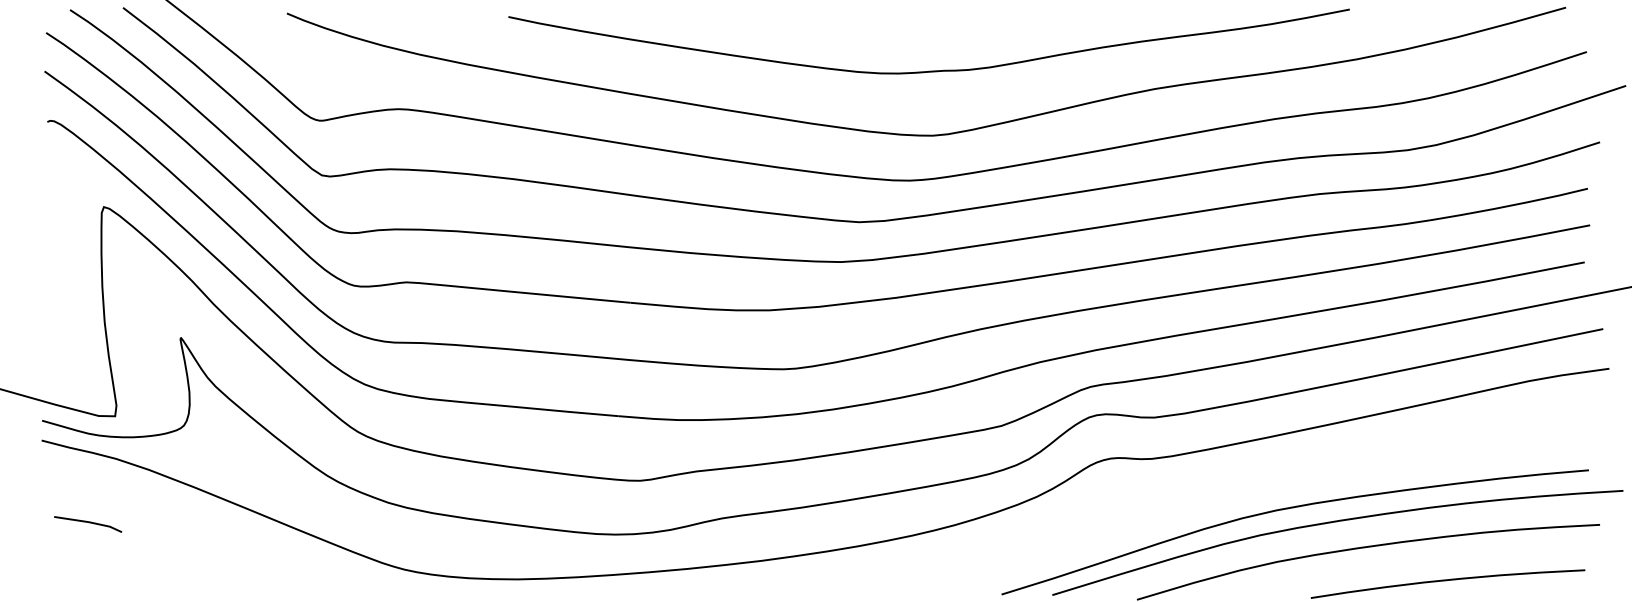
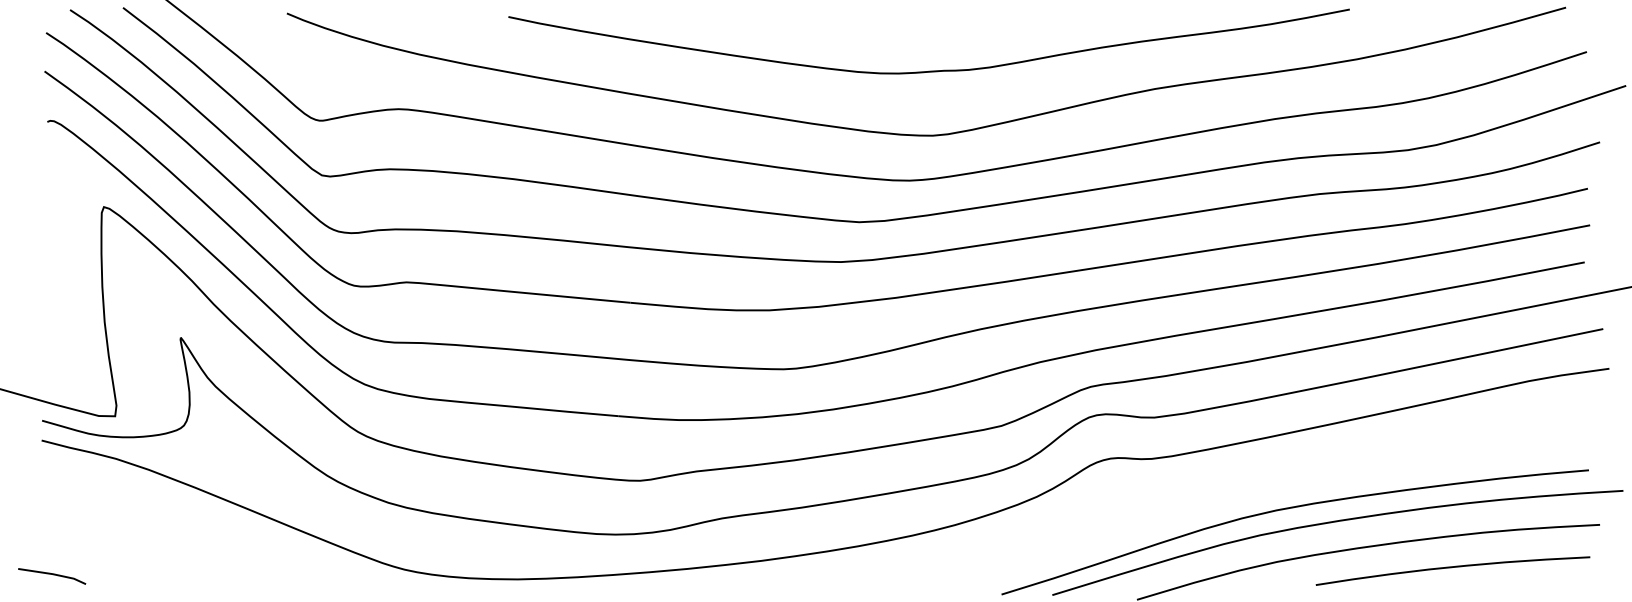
line position: (89, 523) -> (53, 575) (53, 575)
curve position: (1446, 581) -> (1451, 568) (1451, 568)
